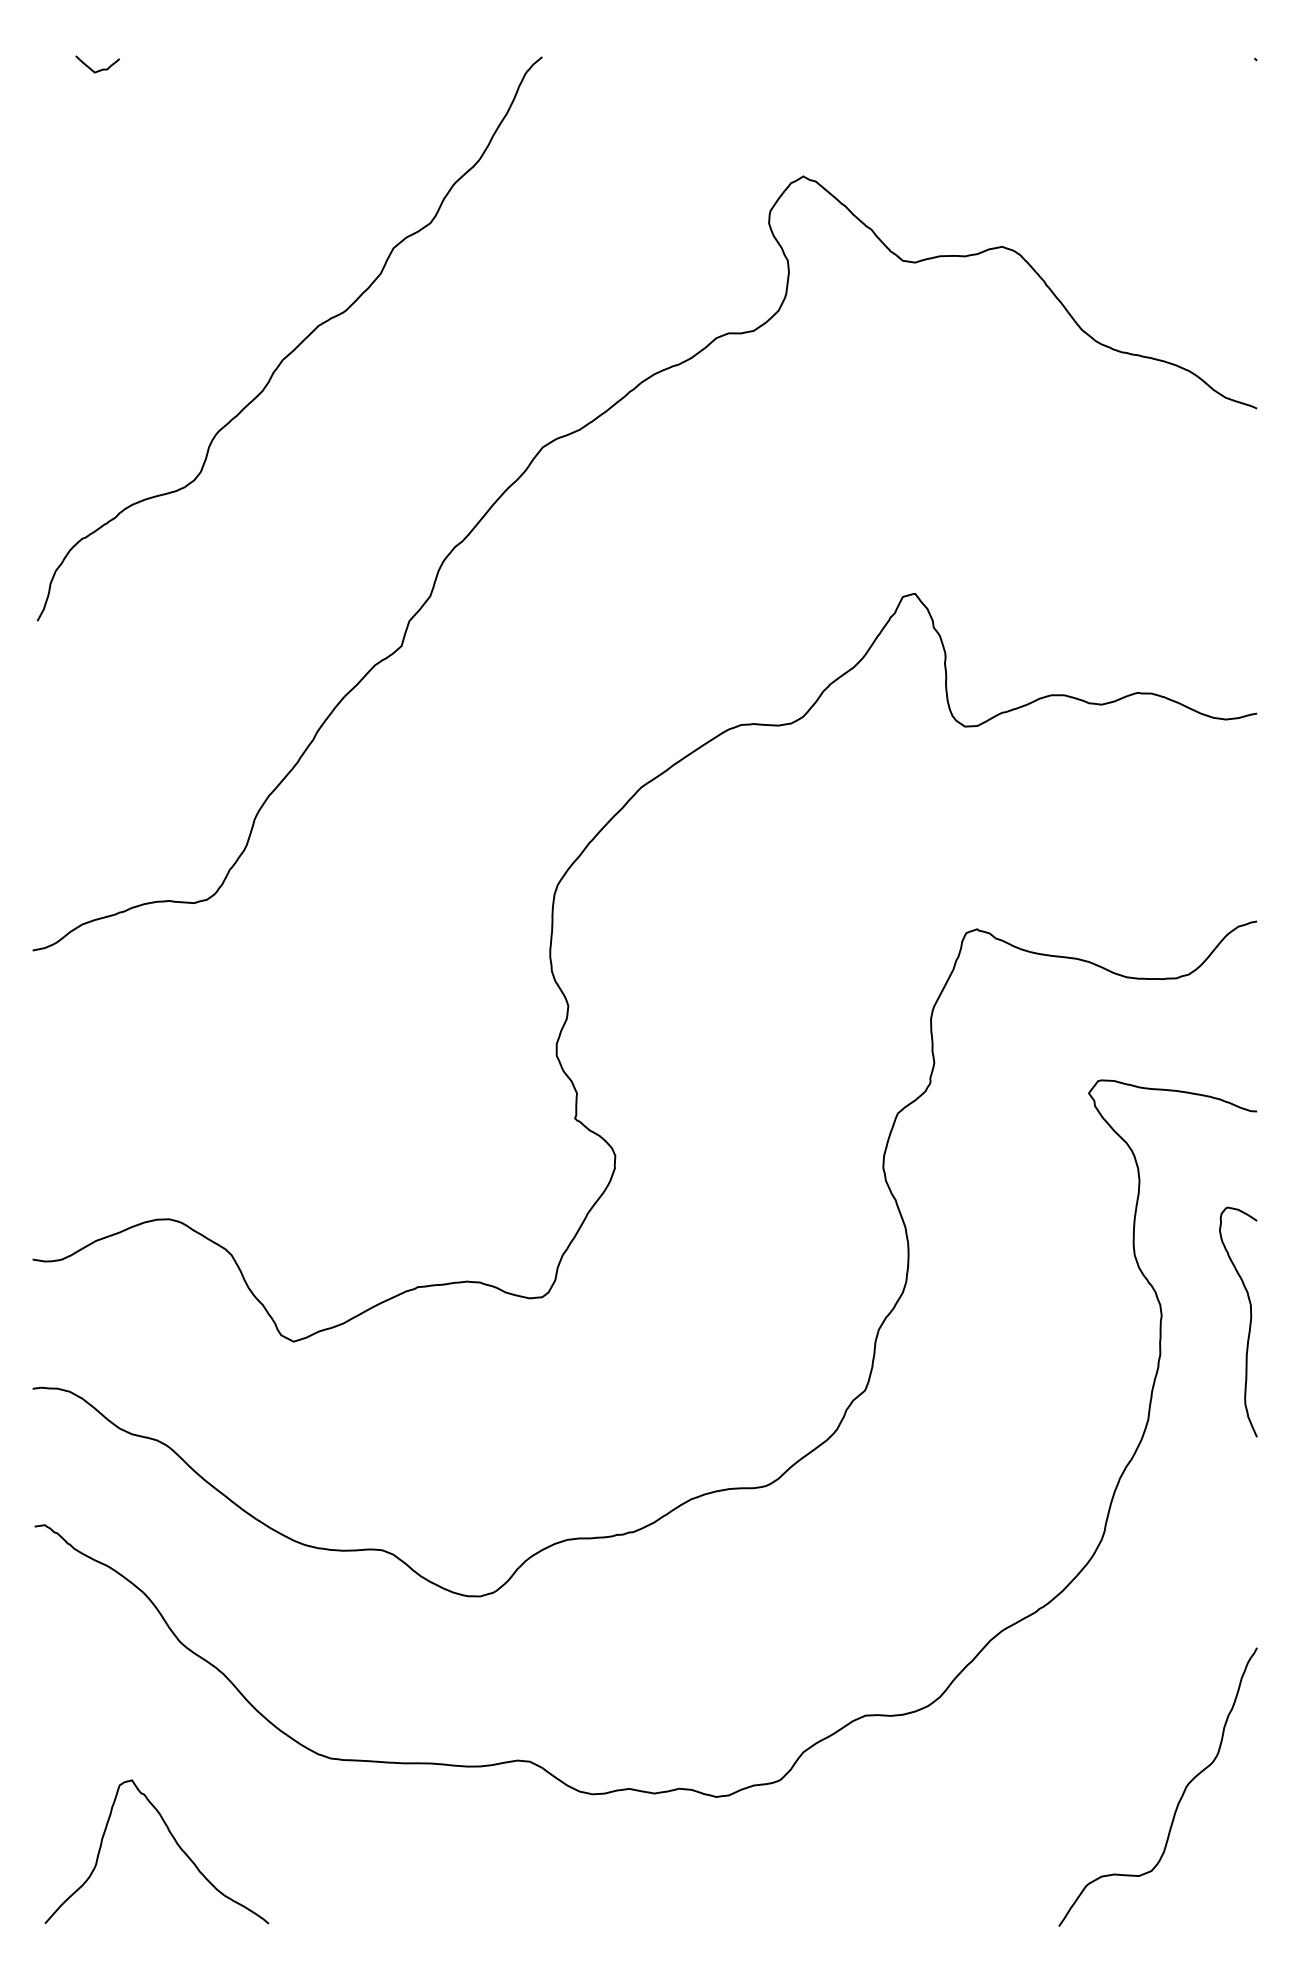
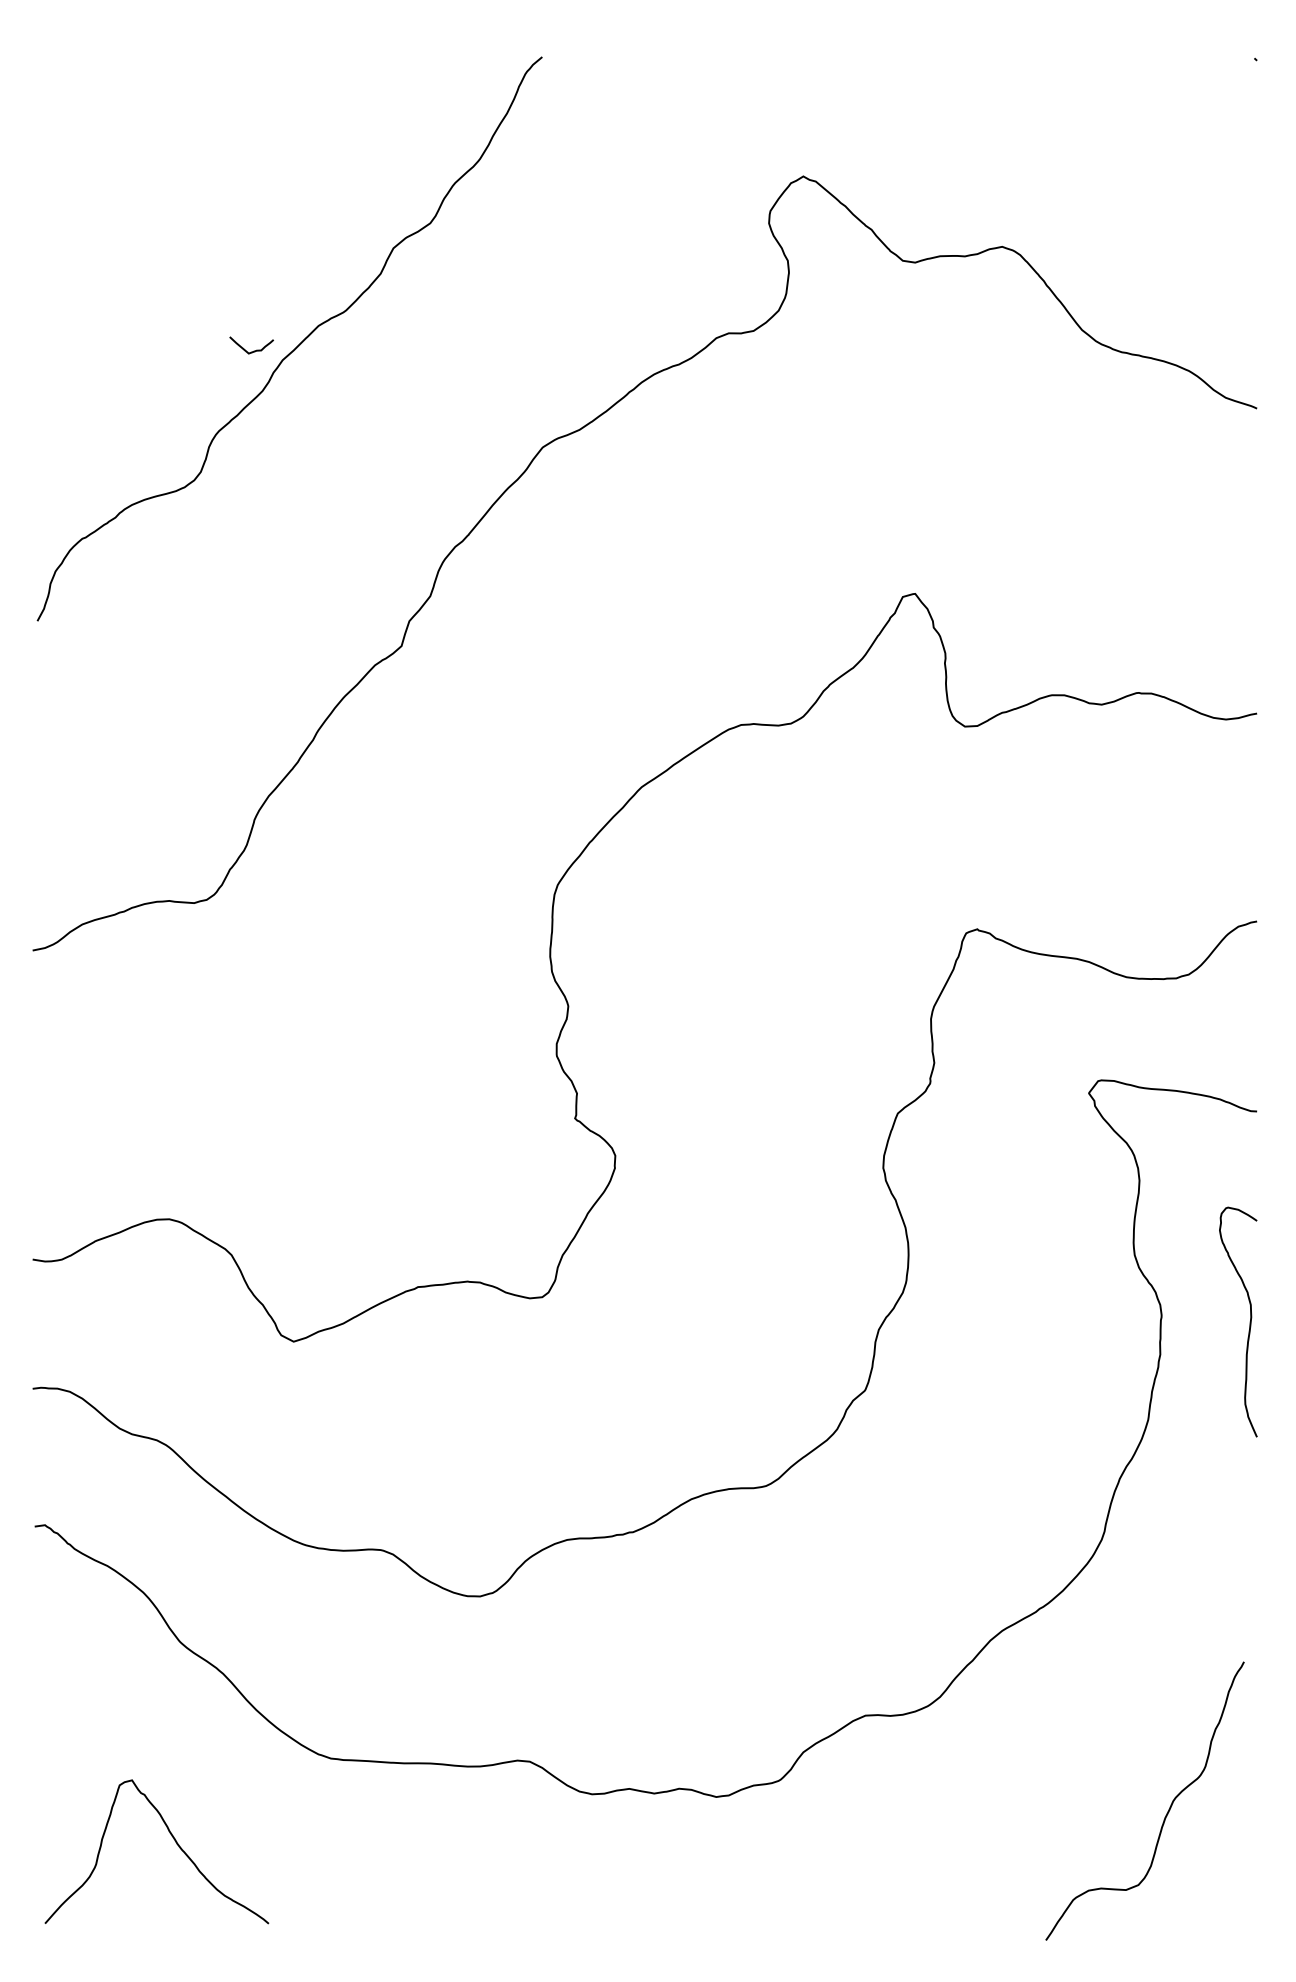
curve position: (99, 69) -> (253, 350) (253, 350)
curve position: (1180, 1797) -> (1167, 1811) (1167, 1811)
